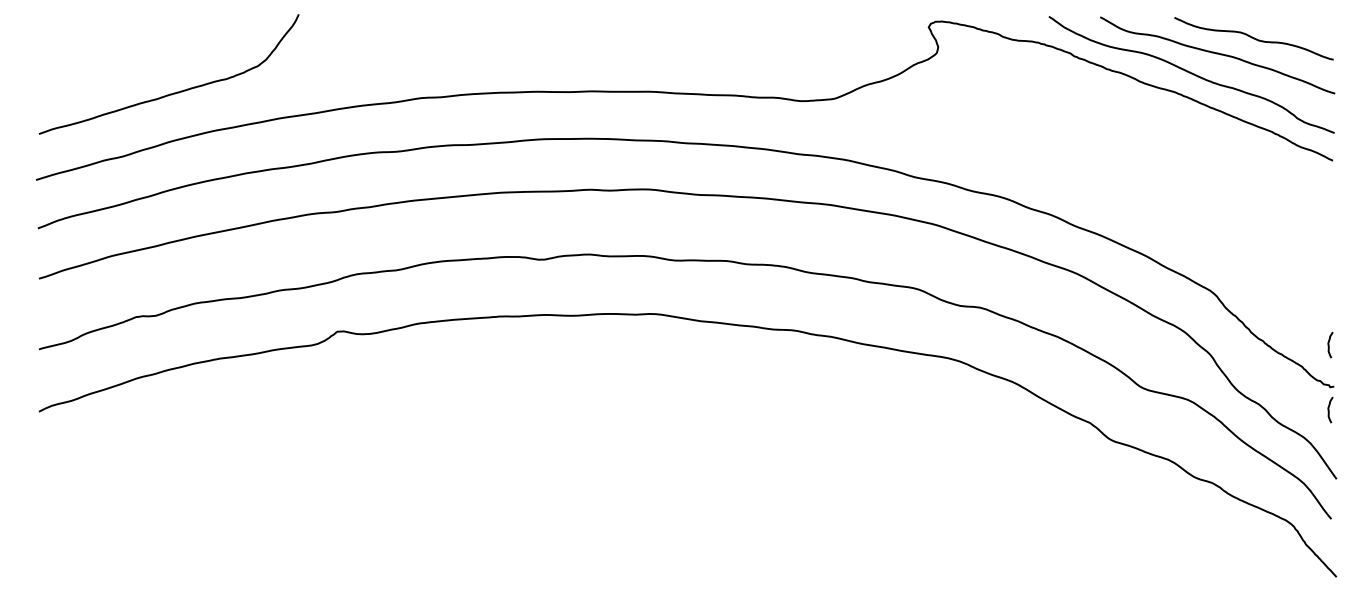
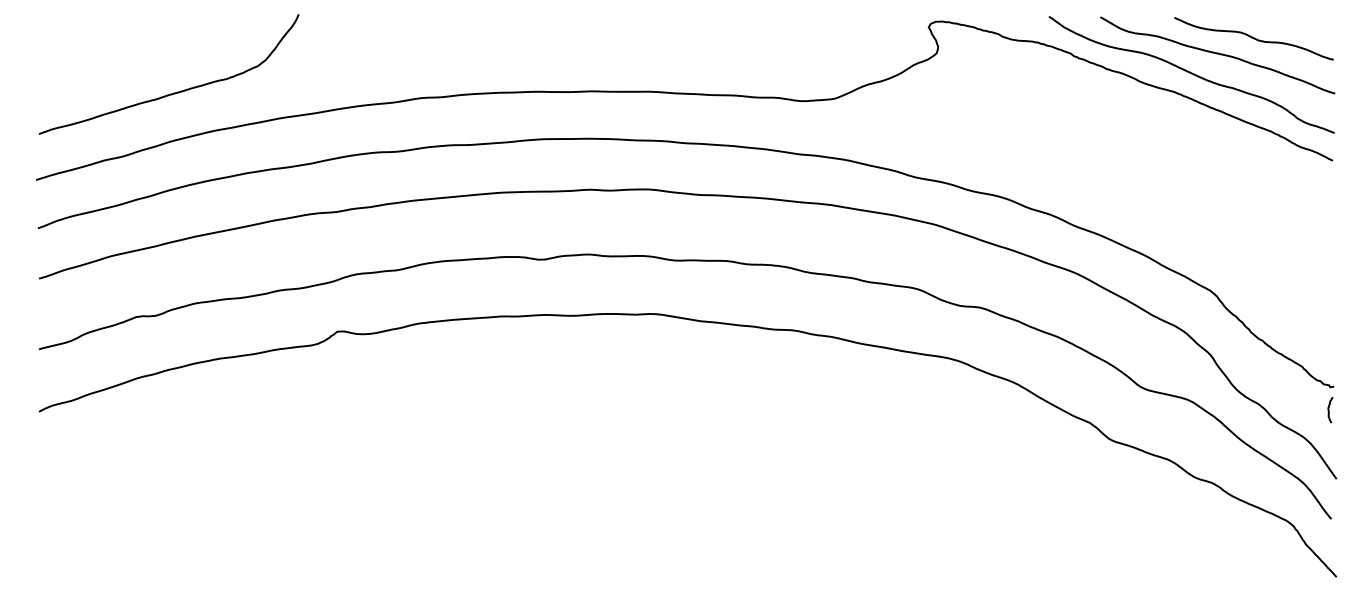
curve: present -> none (1329, 345)
